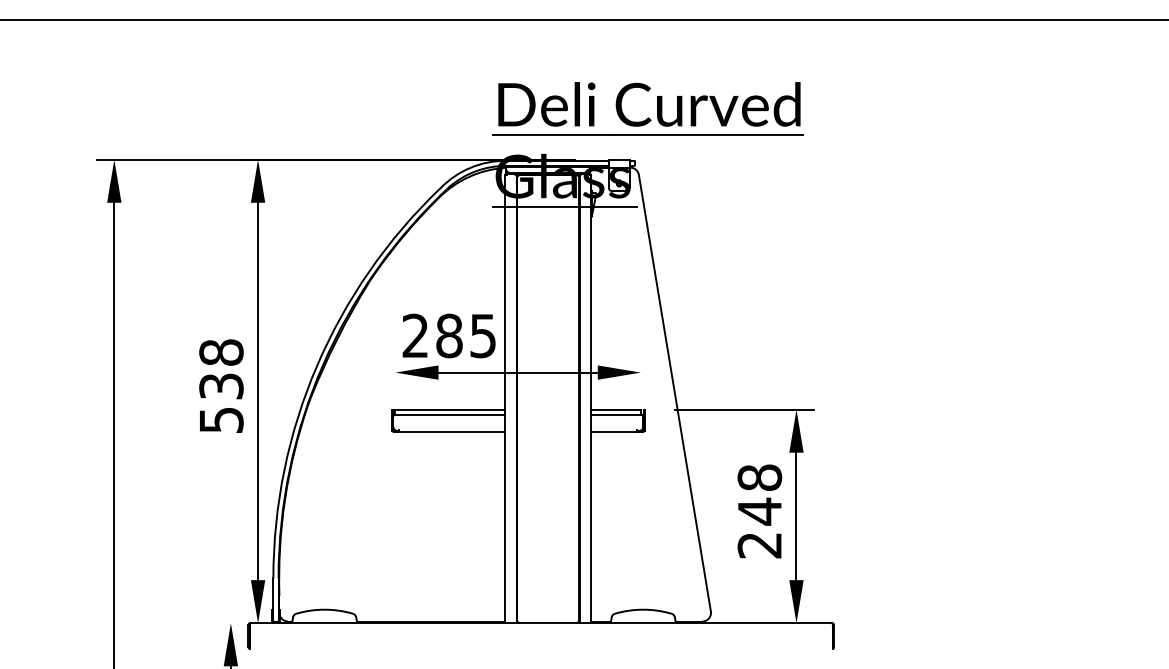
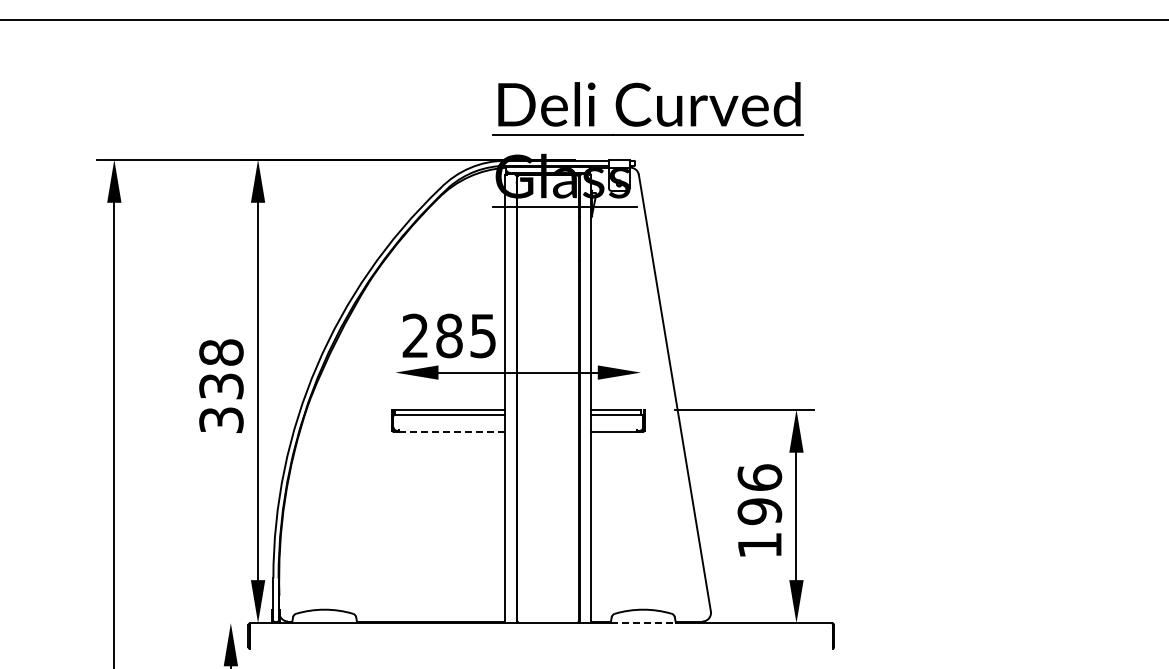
text: 538 -> 338 (221, 419)
line: solid -> dashed (452, 432)
text: 248 -> 196 (759, 511)
line: solid -> dashed (643, 623)
